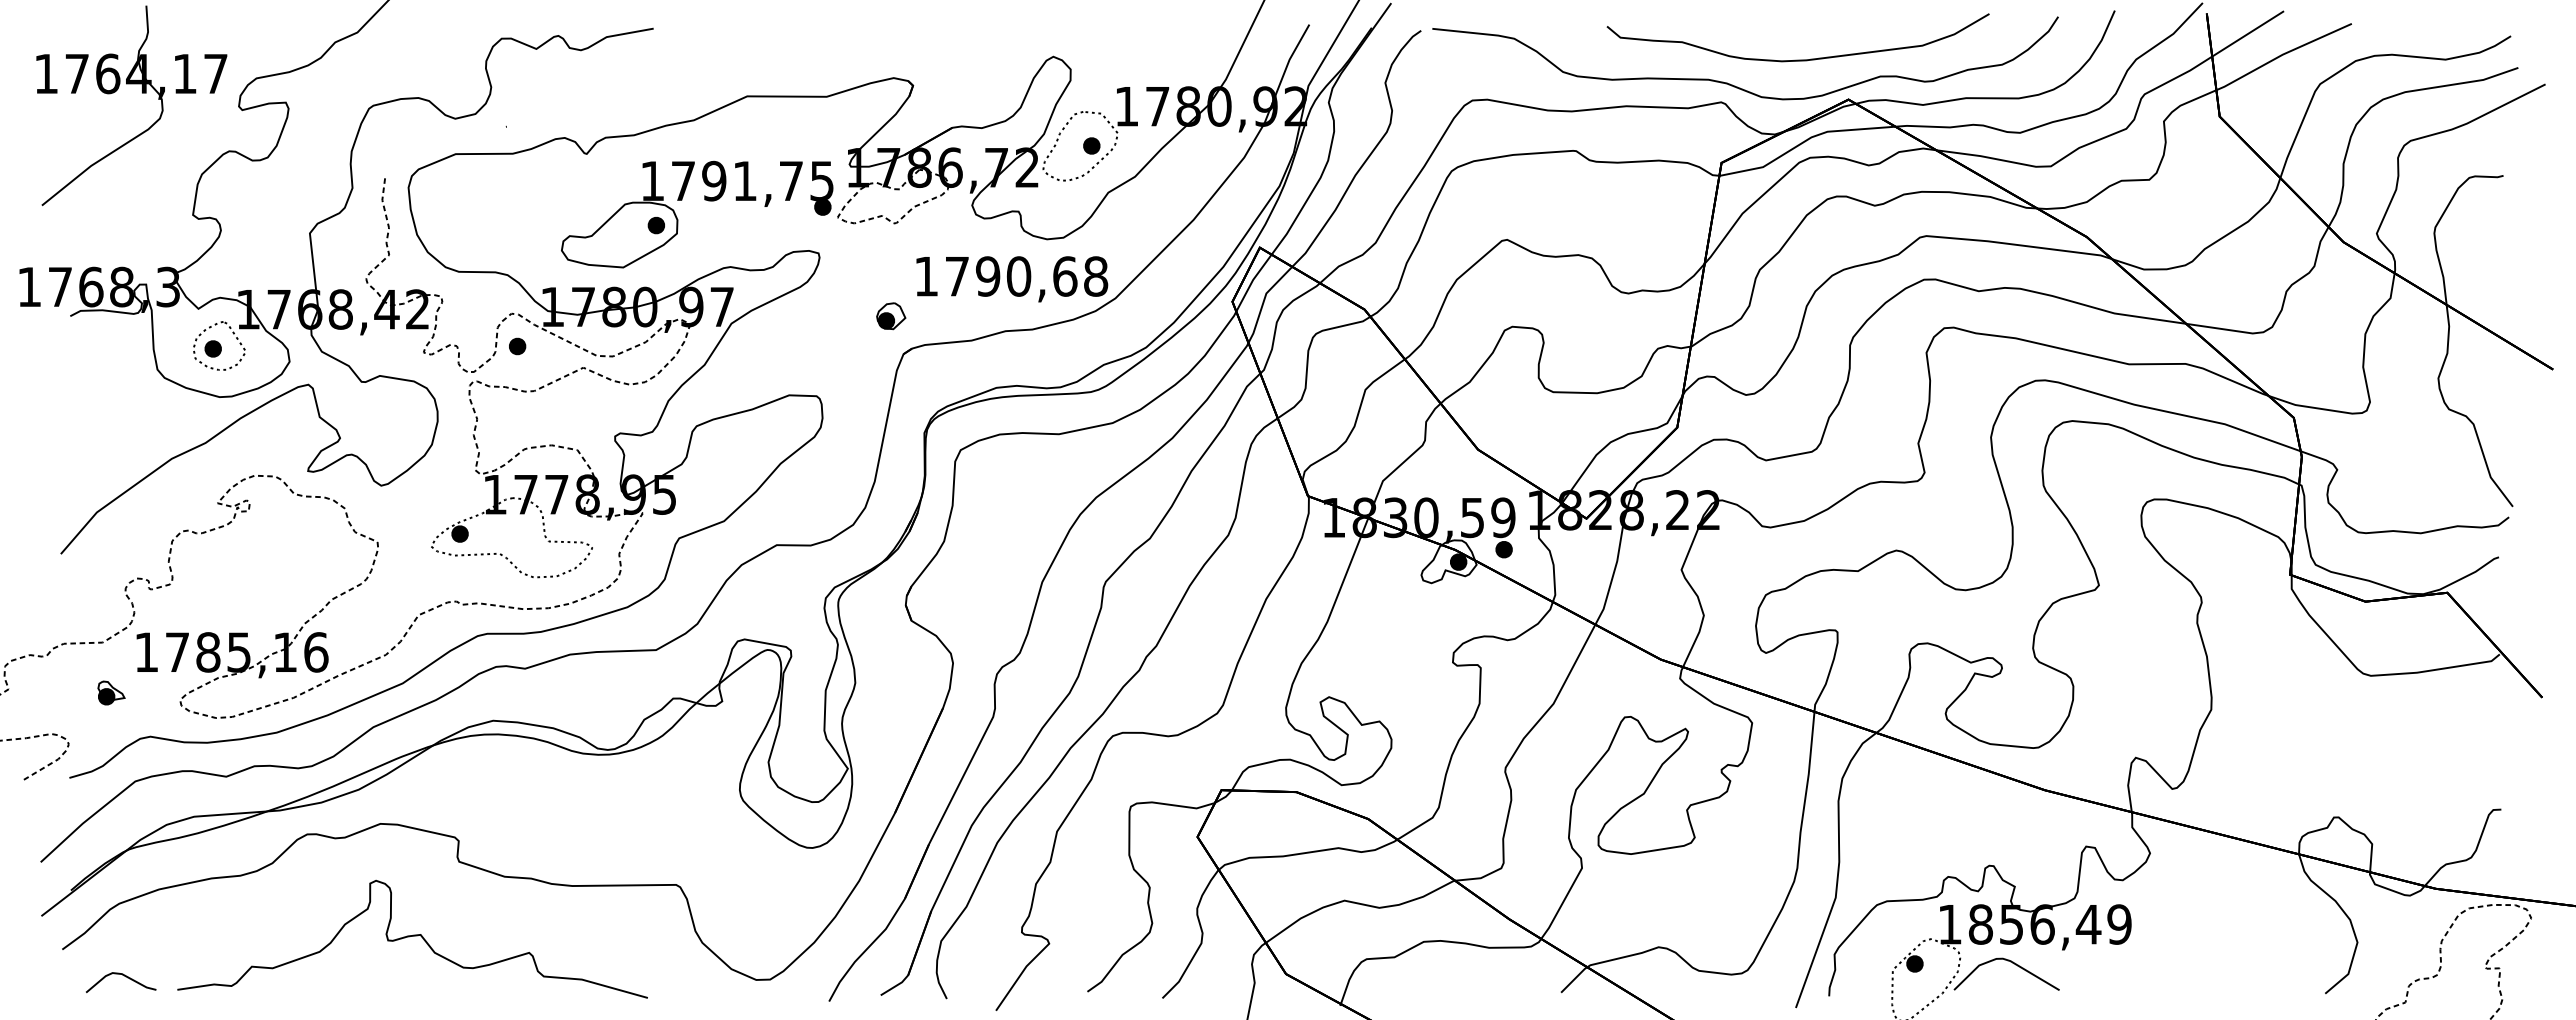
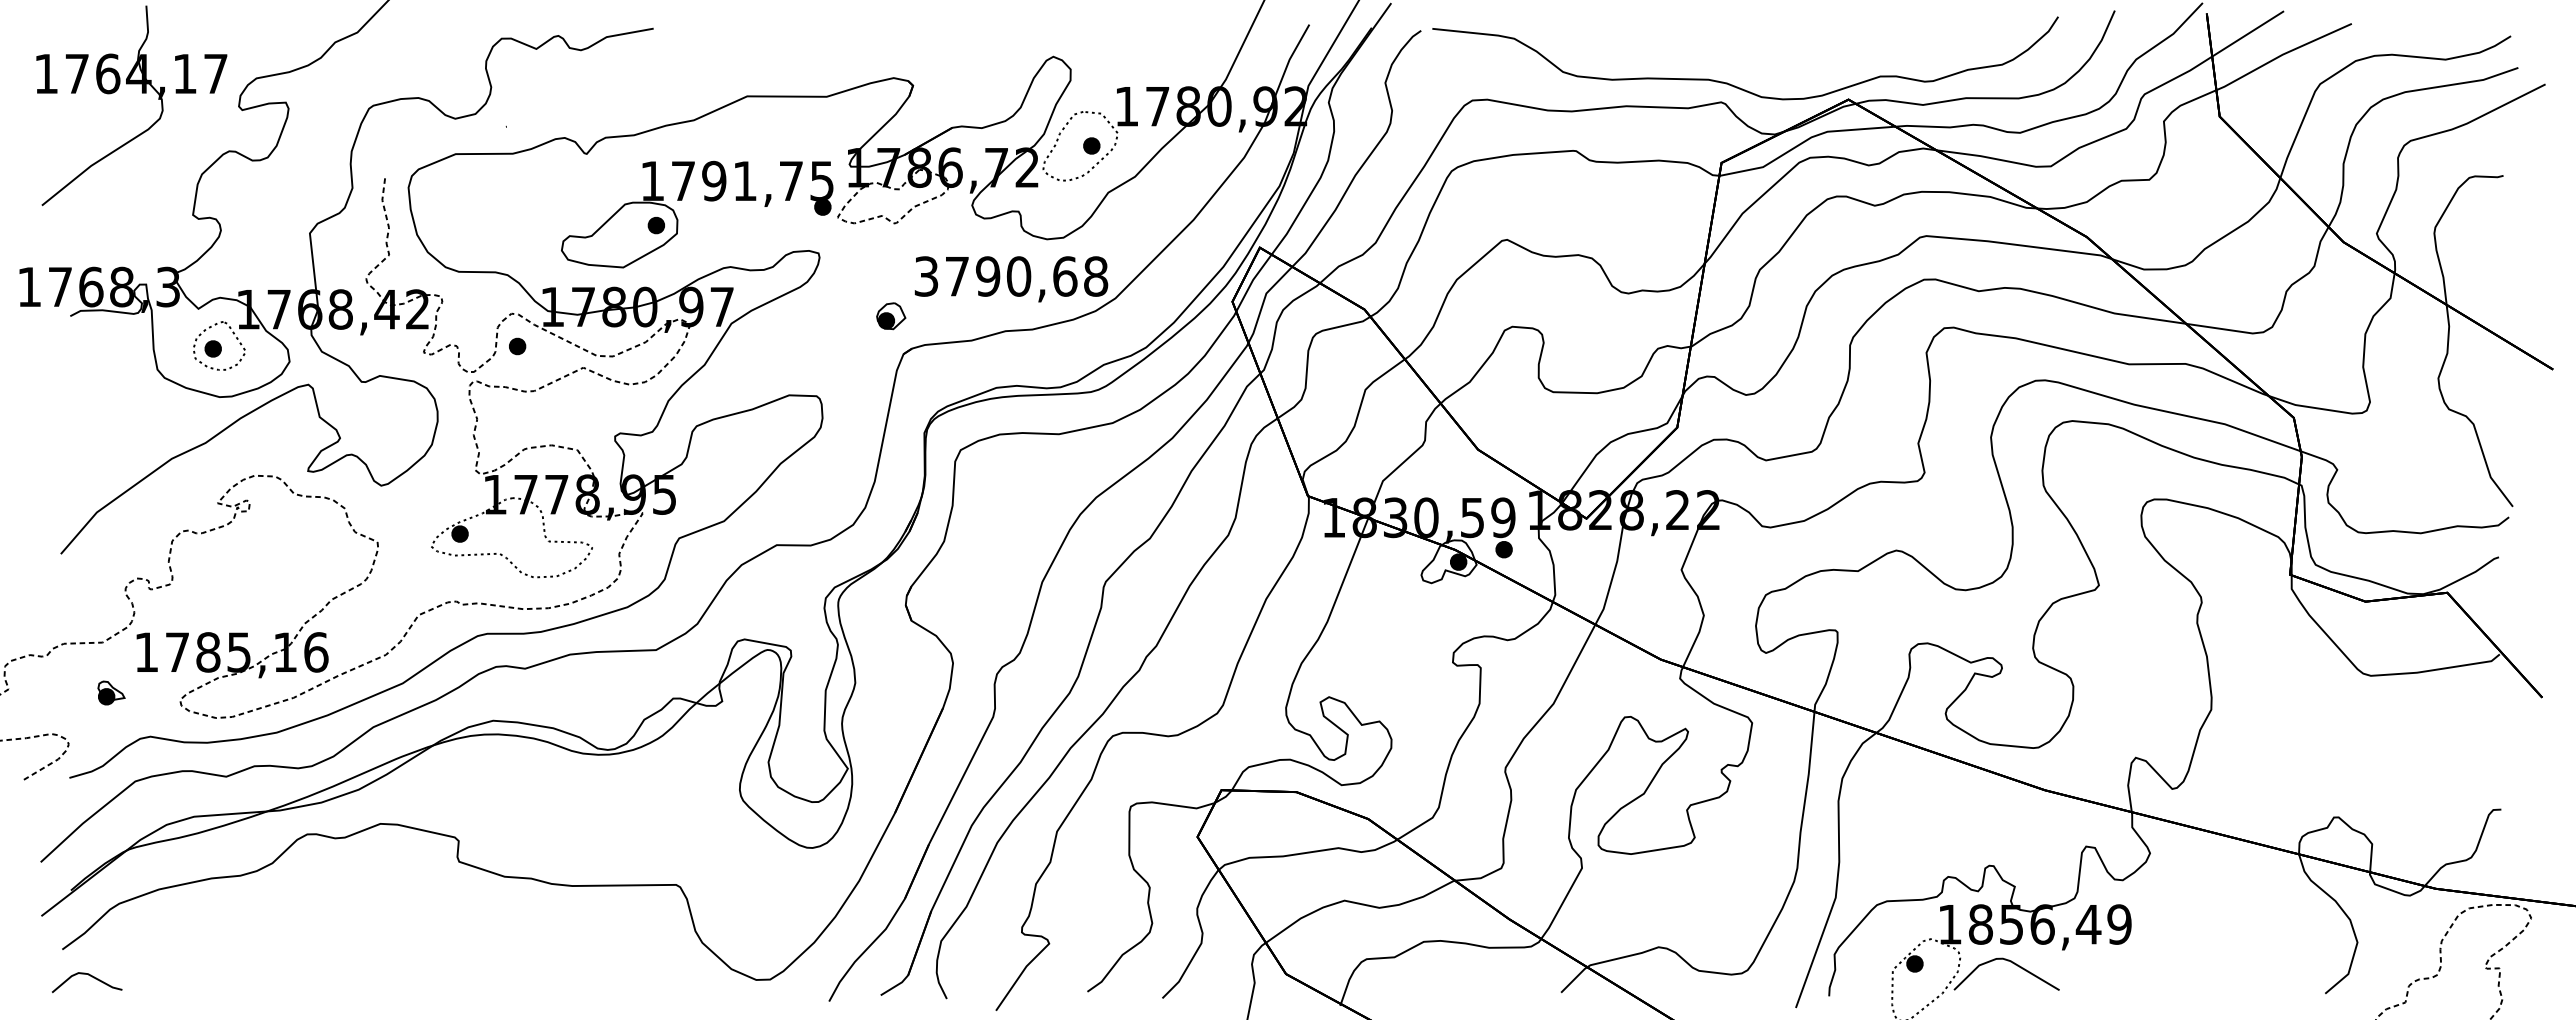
curve: present -> none (1797, 59)
text: 1790,68 -> 3790,68 (926, 276)
curve: present -> none (412, 936)
curve position: (125, 977) -> (91, 977) (91, 977)
